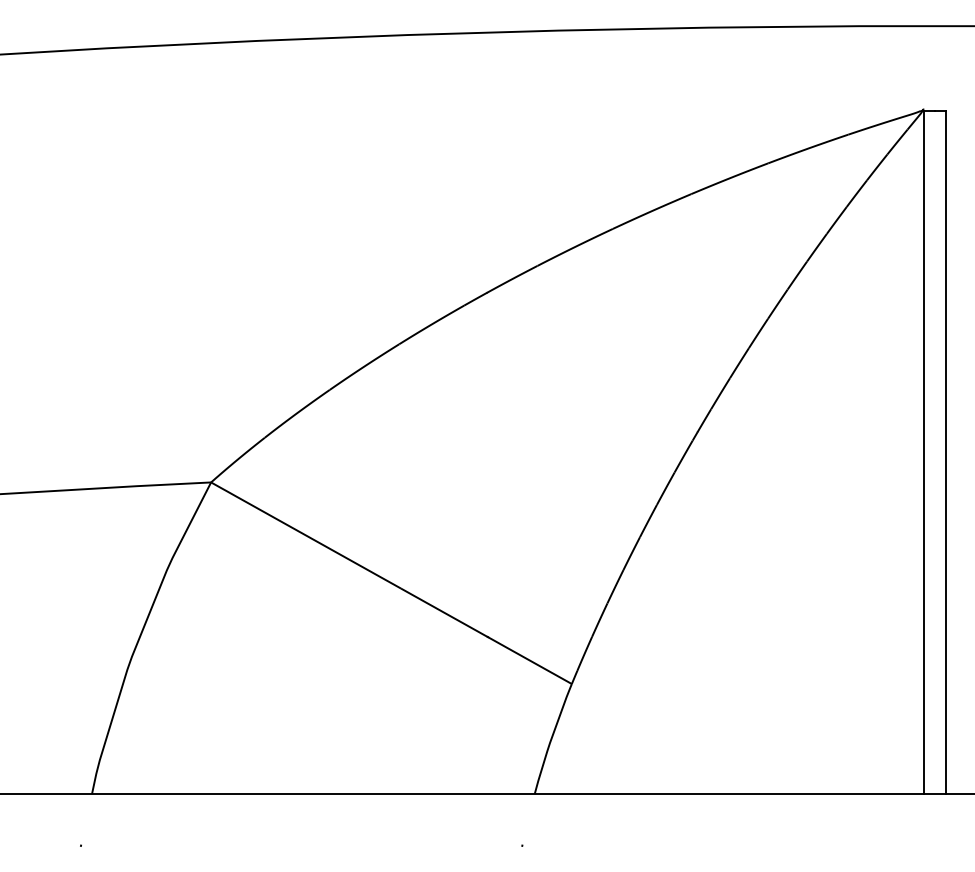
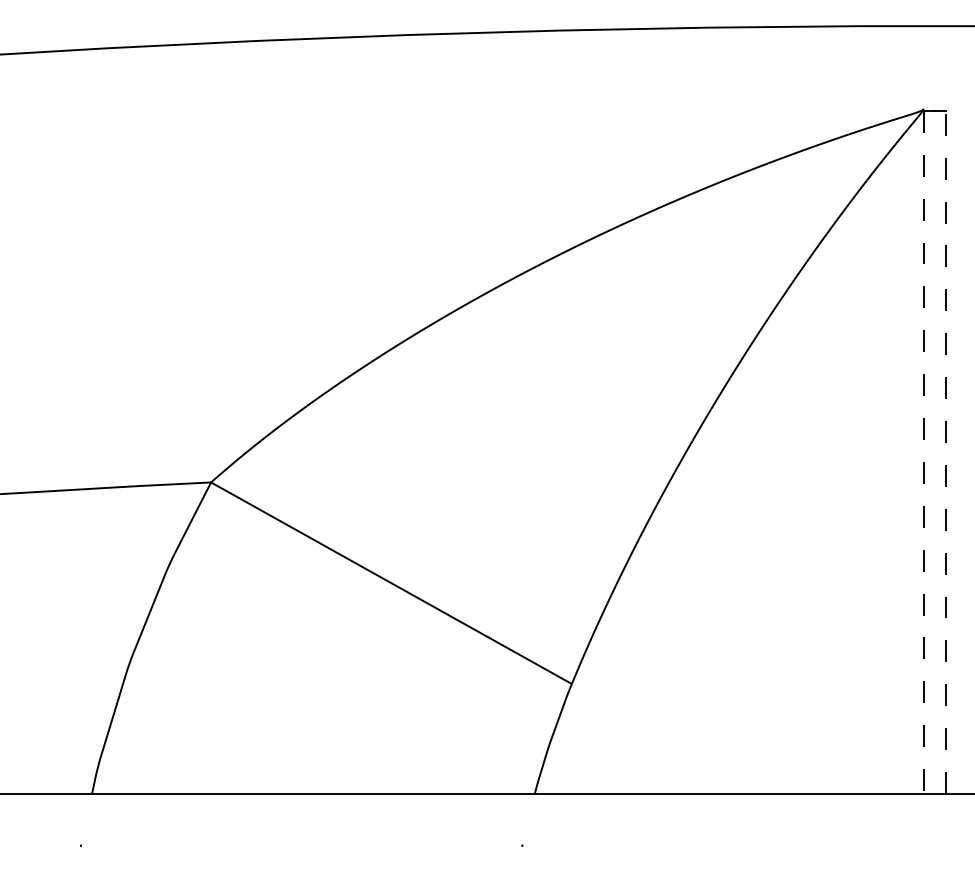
line: solid -> dashed (923, 452)
line: solid -> dashed (945, 452)
